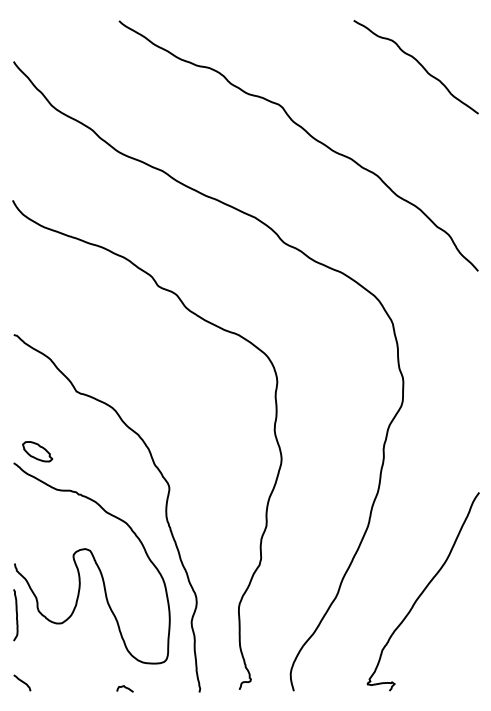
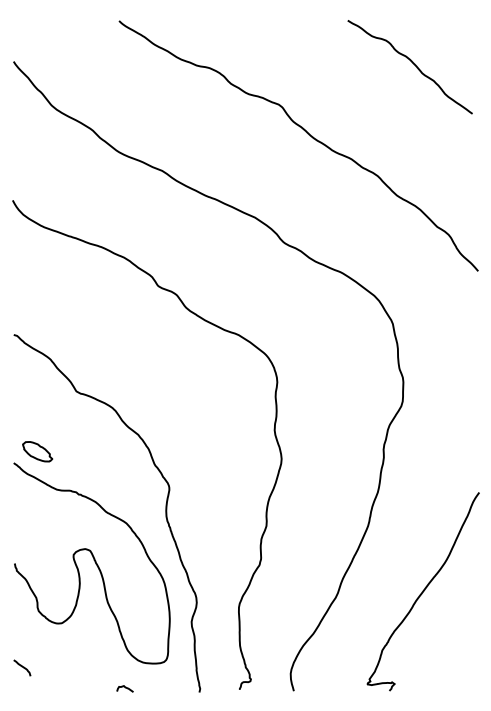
curve position: (418, 63) -> (412, 63) (412, 63)
curve: present -> none (16, 615)
curve position: (22, 682) -> (22, 667) (22, 667)
